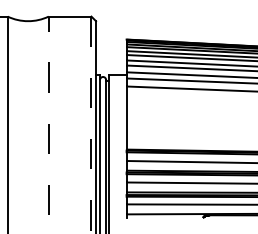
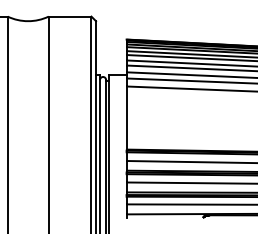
line: dashed -> solid (48, 124)
line: dashed -> solid (91, 125)
